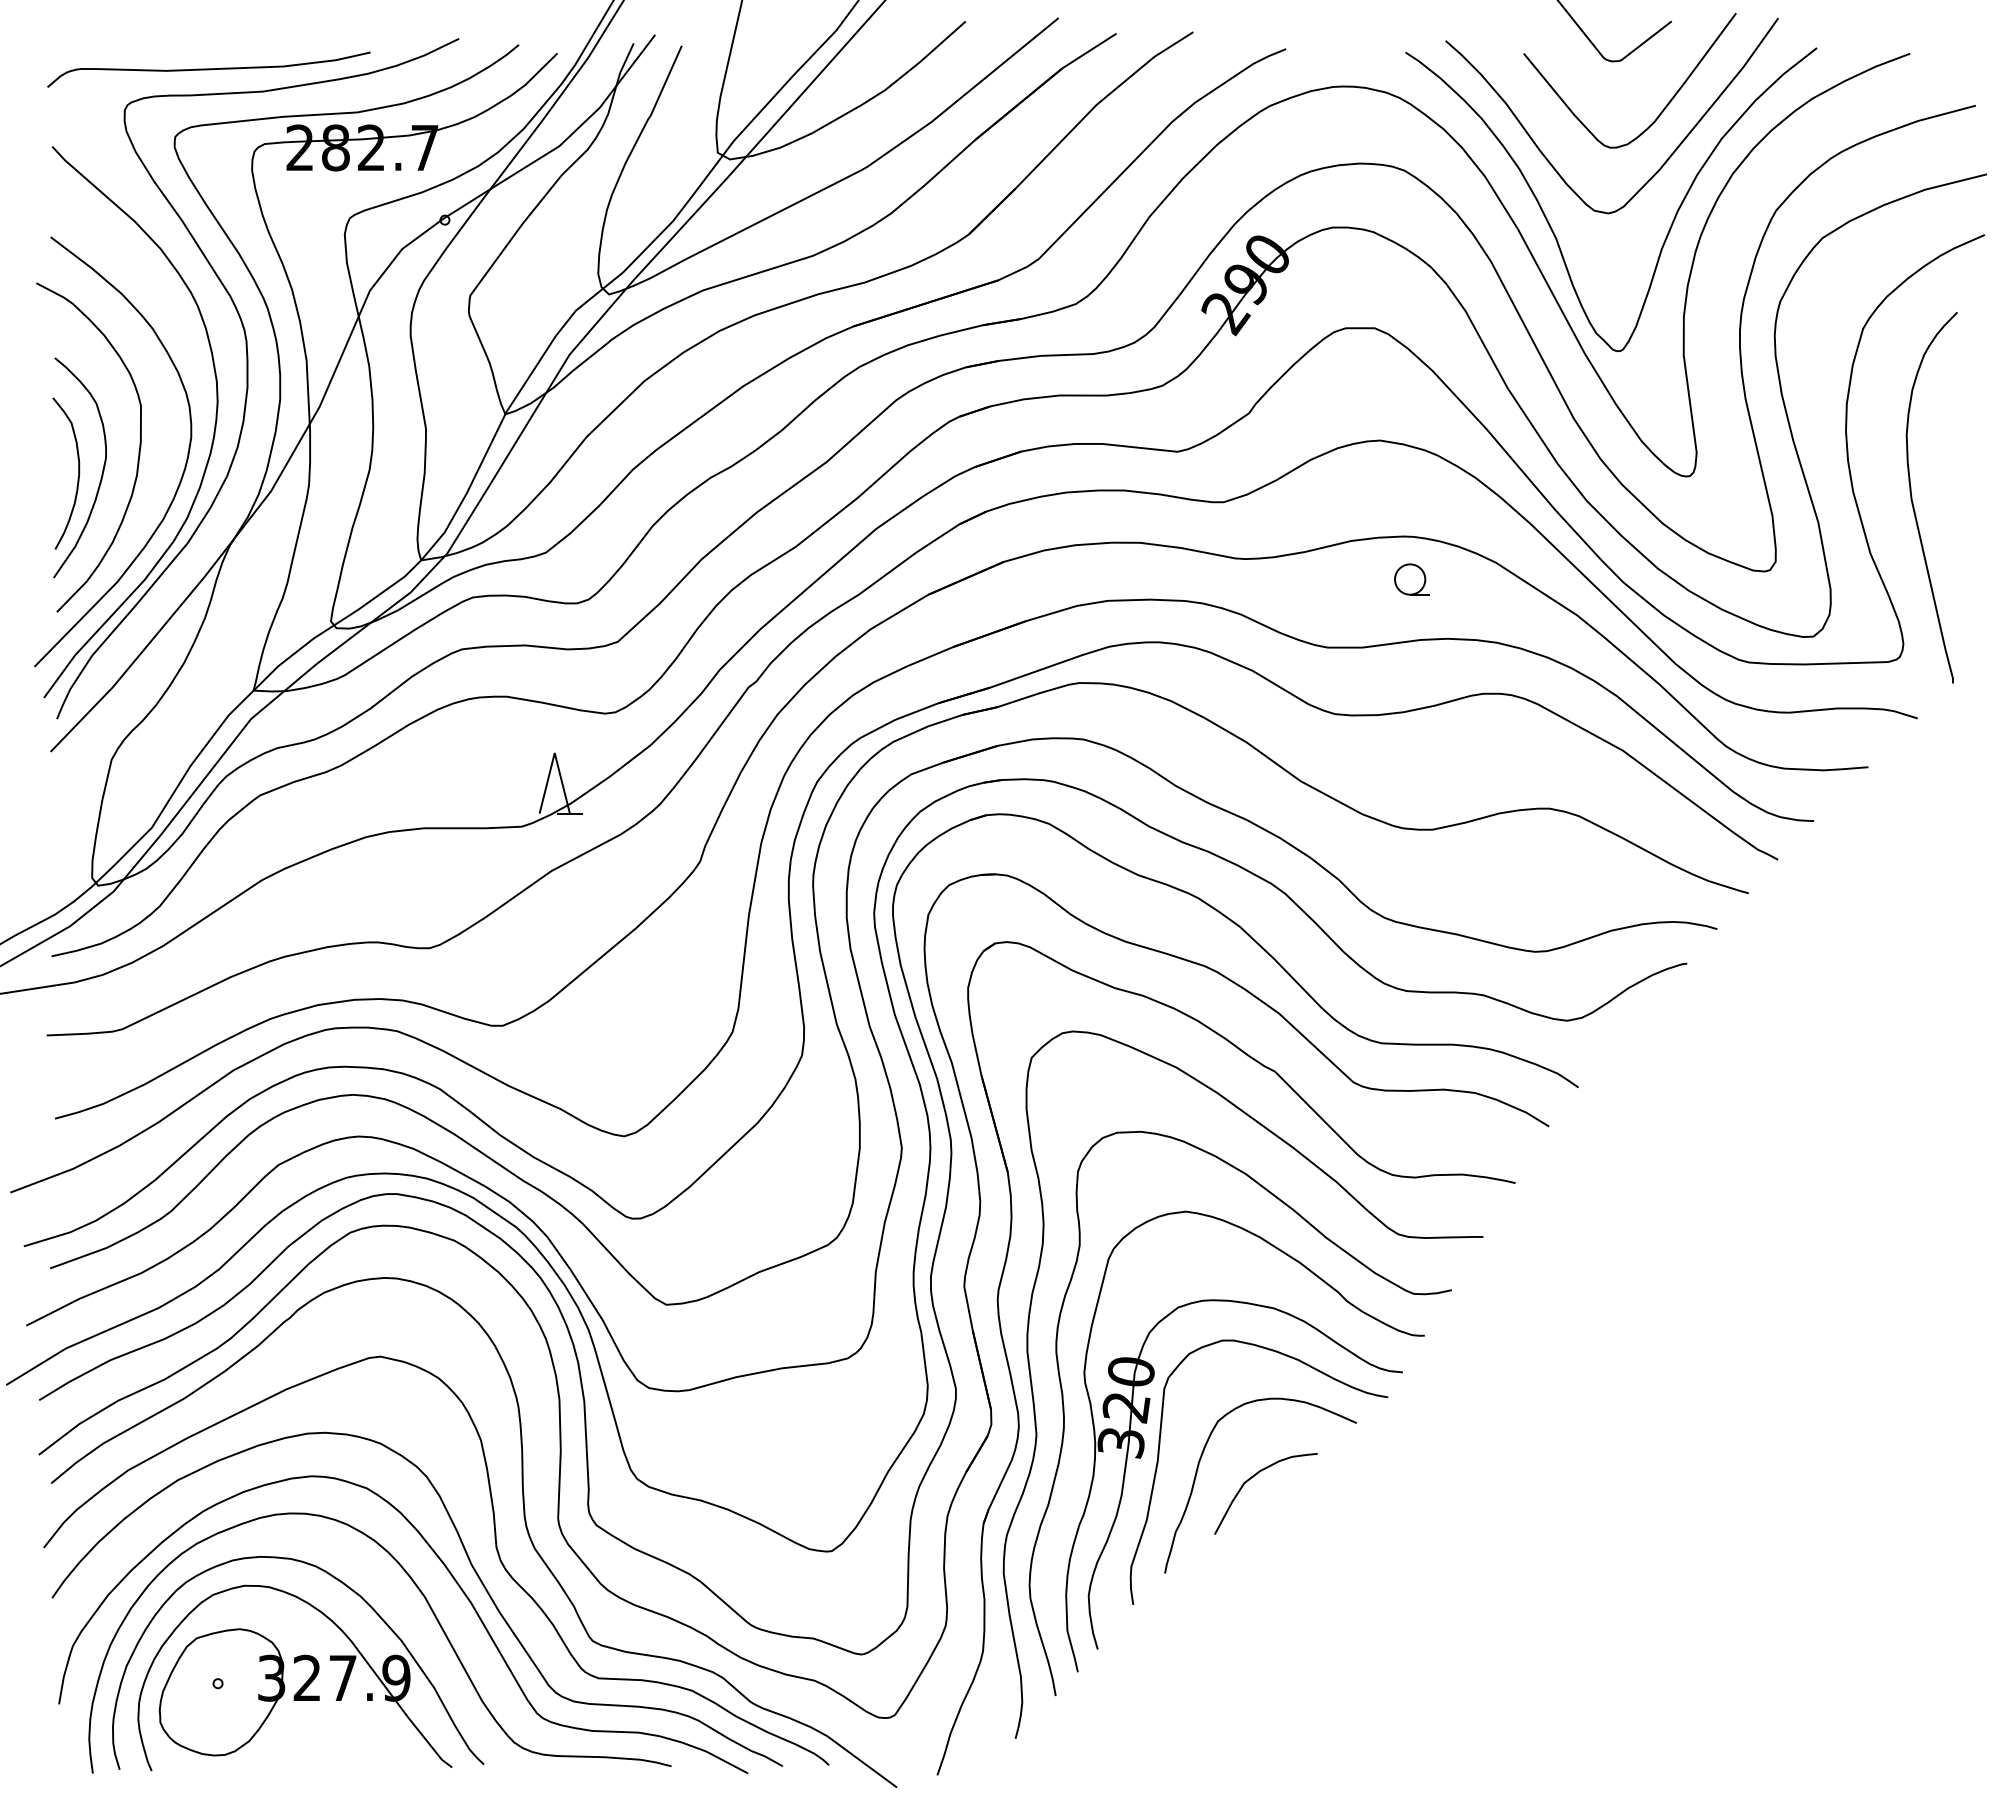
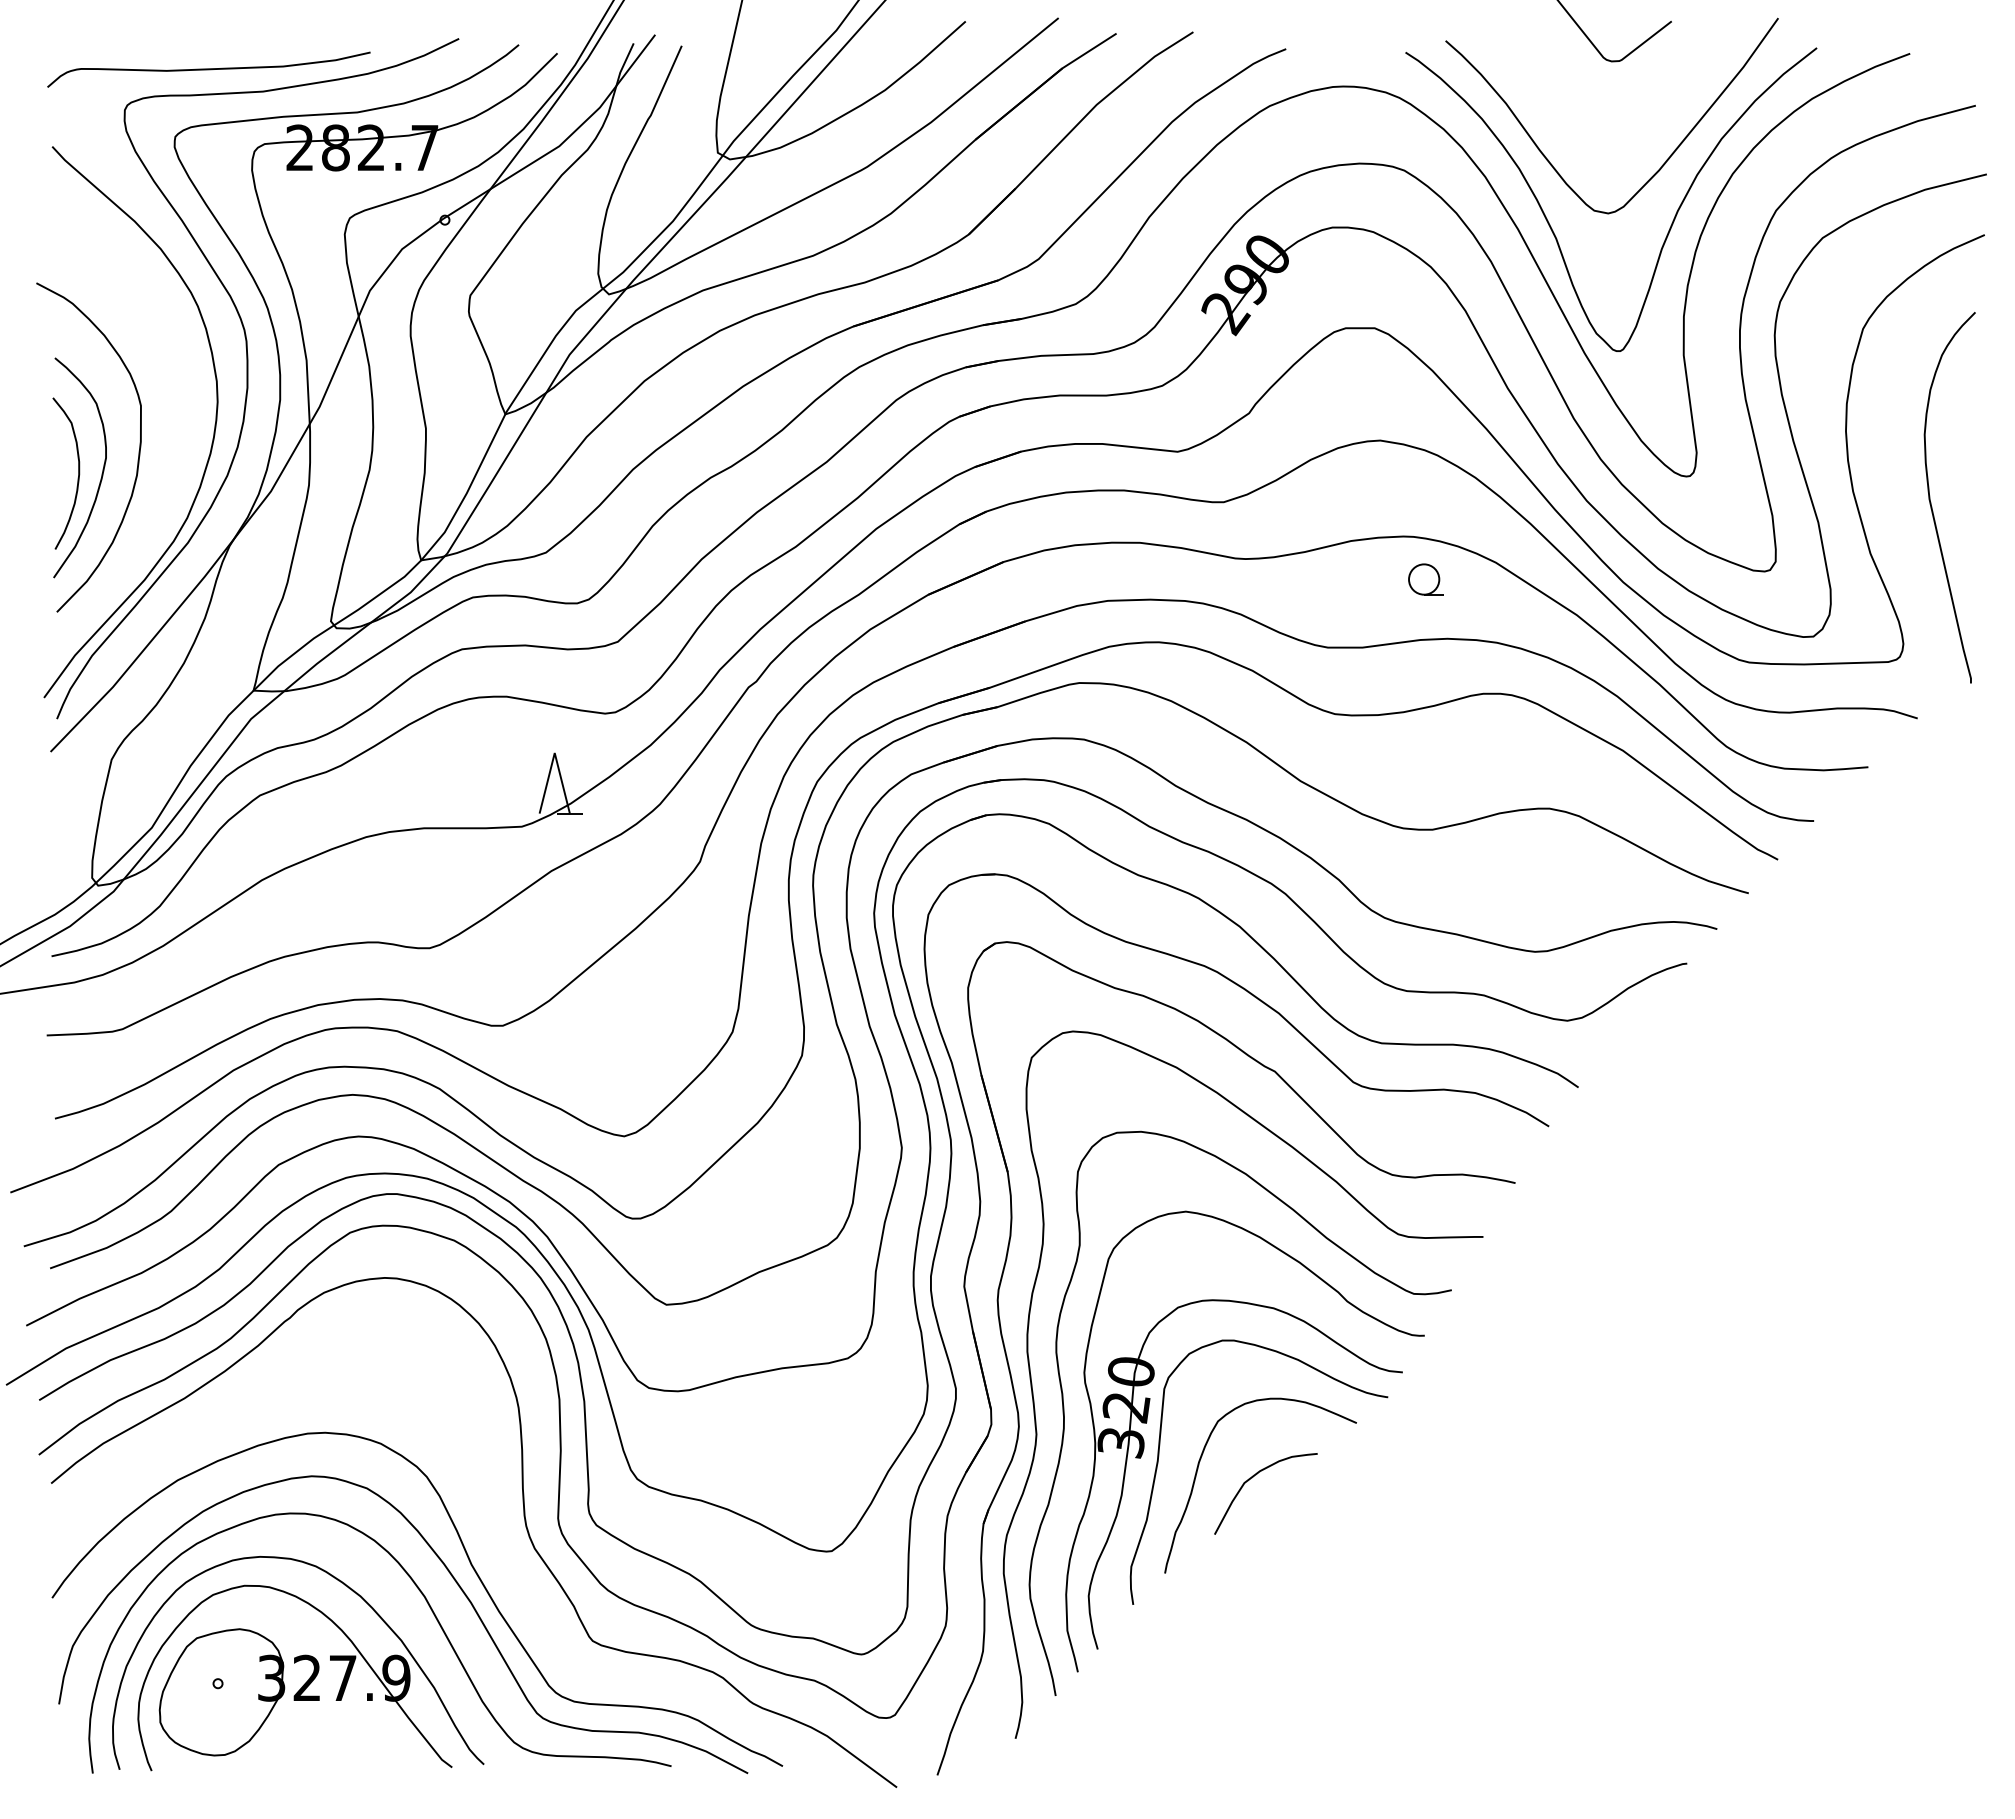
curve: present -> none (1662, 109)
curve: present -> none (181, 475)
curve position: (1913, 502) -> (1931, 502) (1931, 502)
part position: (1411, 579) -> (1425, 579) (1425, 579)
curve: present -> none (495, 1548)
